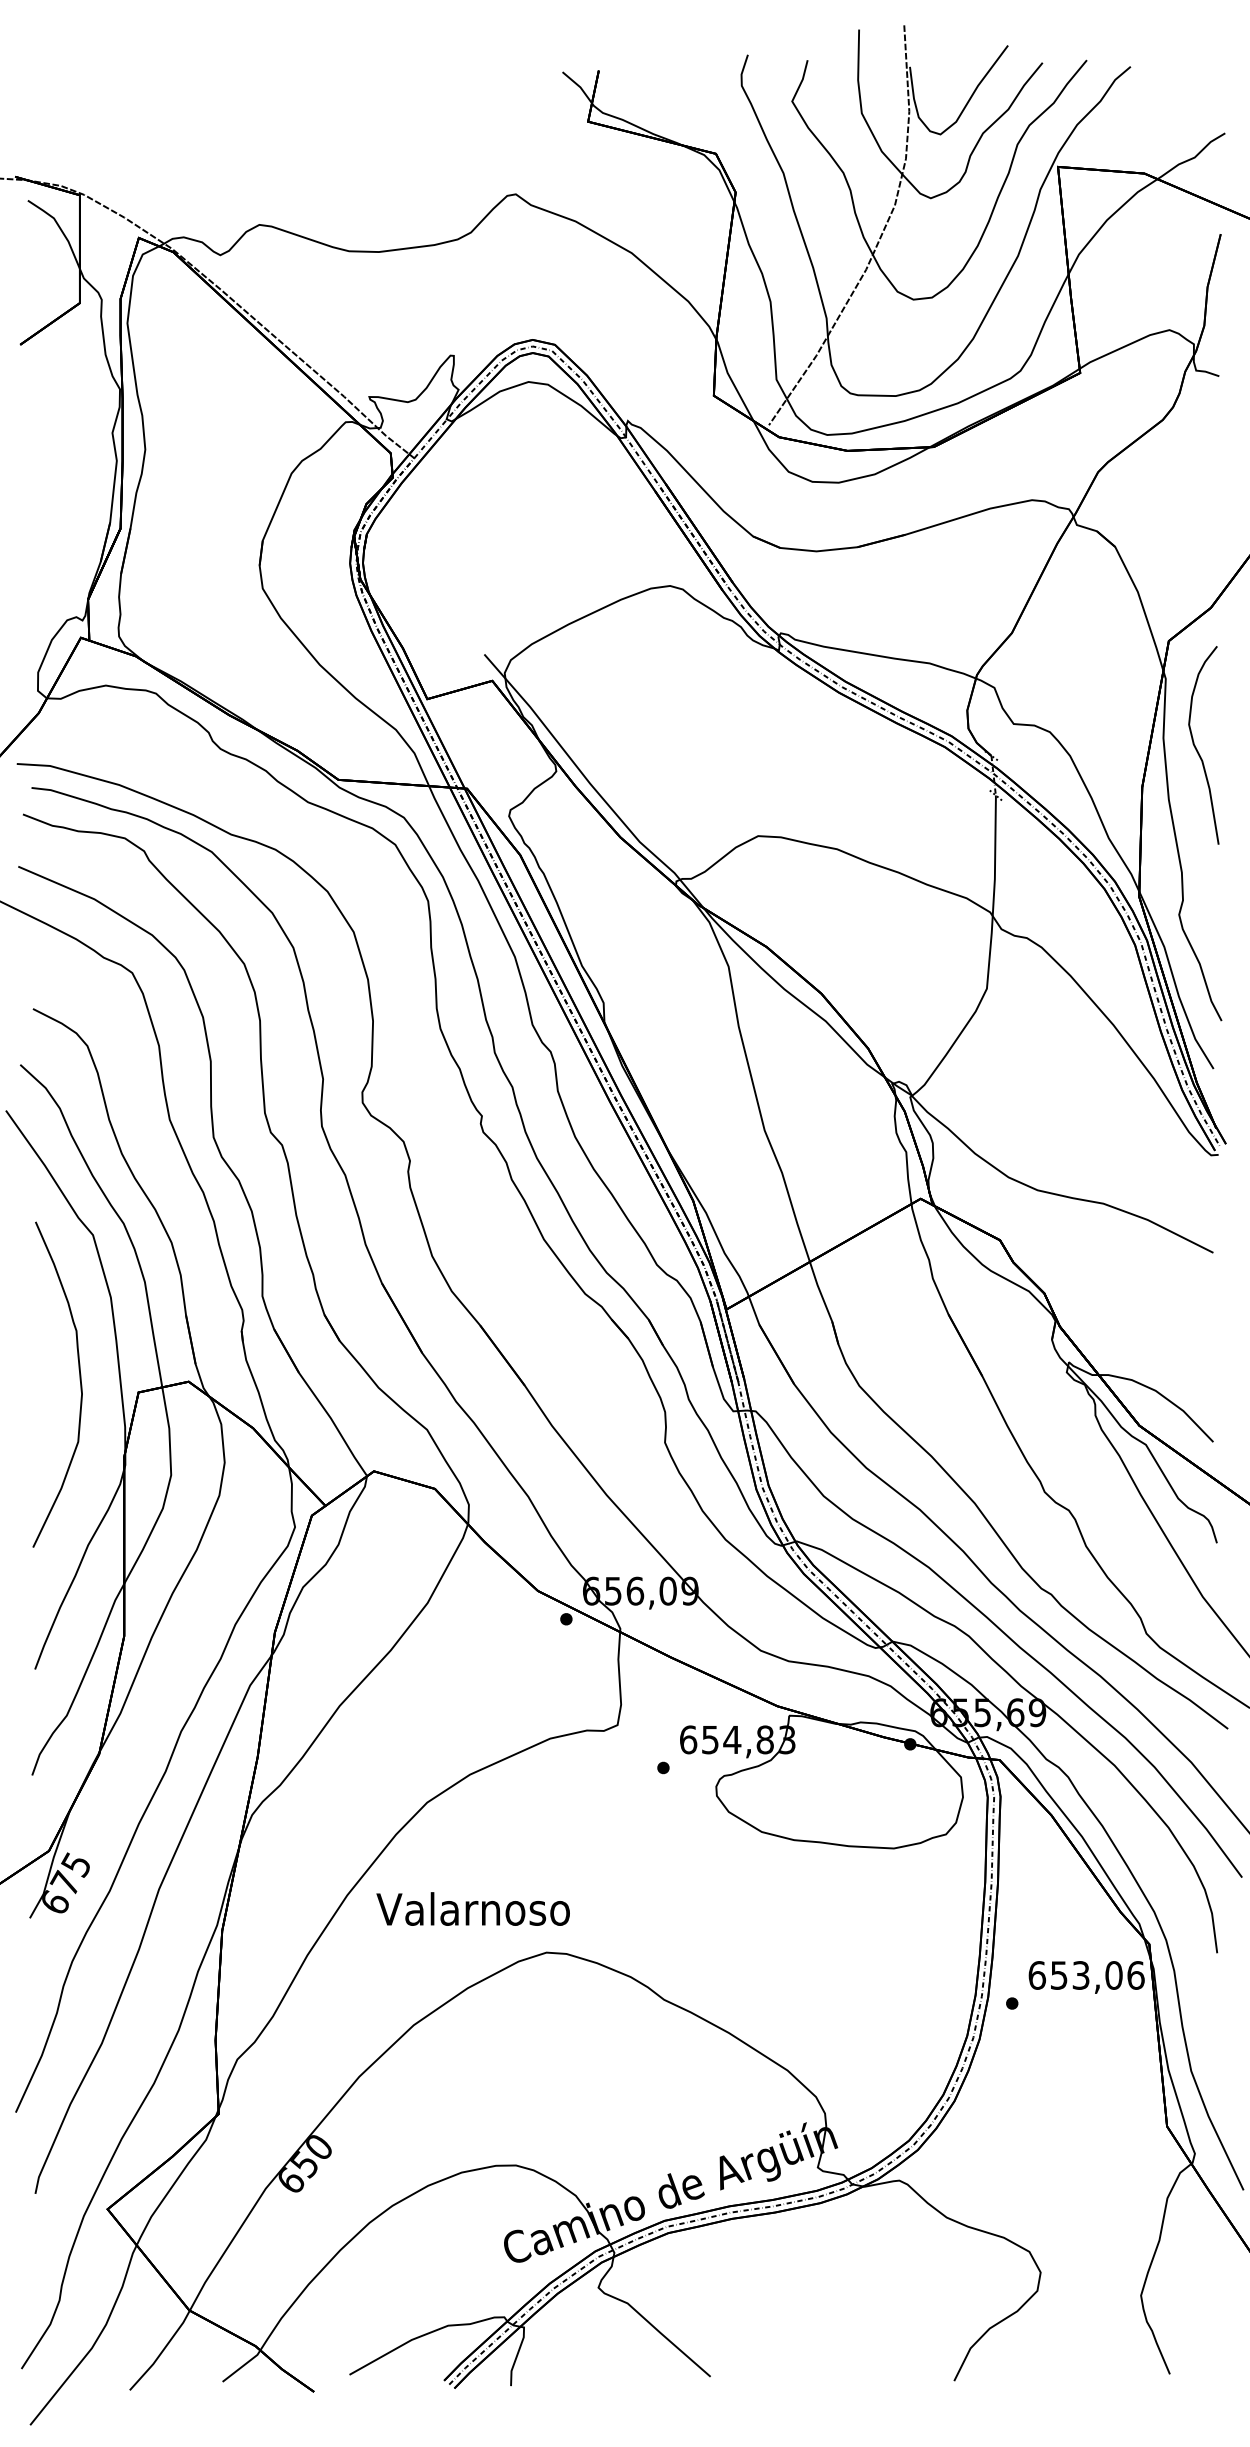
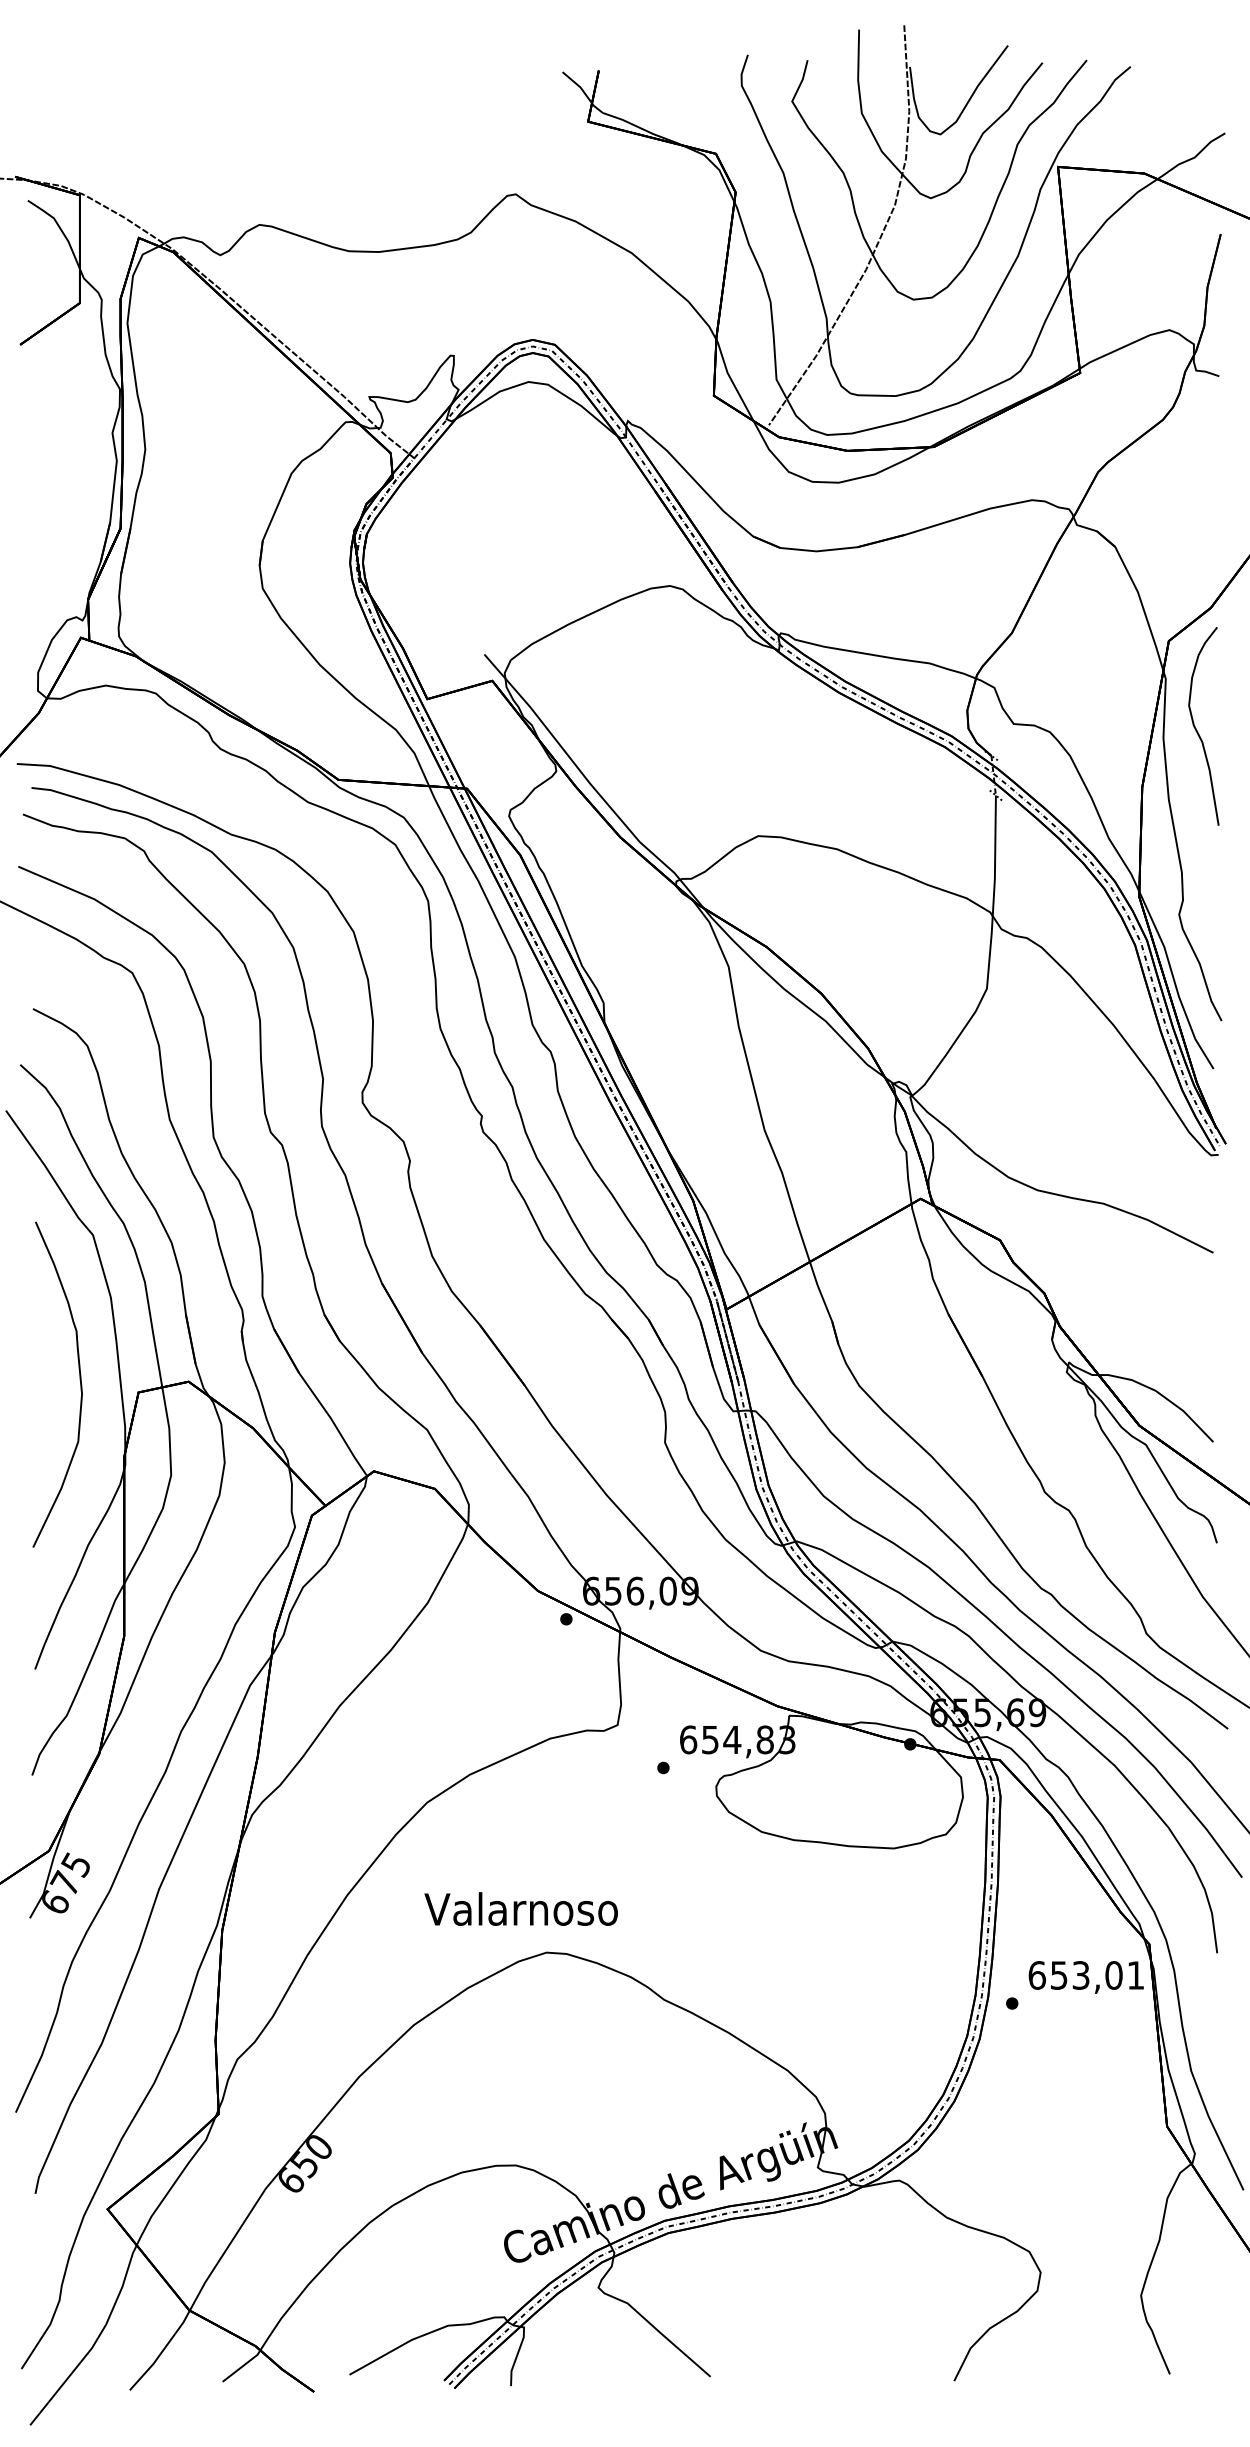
curve position: (1197, 749) -> (1197, 730) (1197, 730)
text position: (472, 1908) -> (520, 1908) (520, 1908)
text: 653,06 -> 653,01 (1135, 1975)
